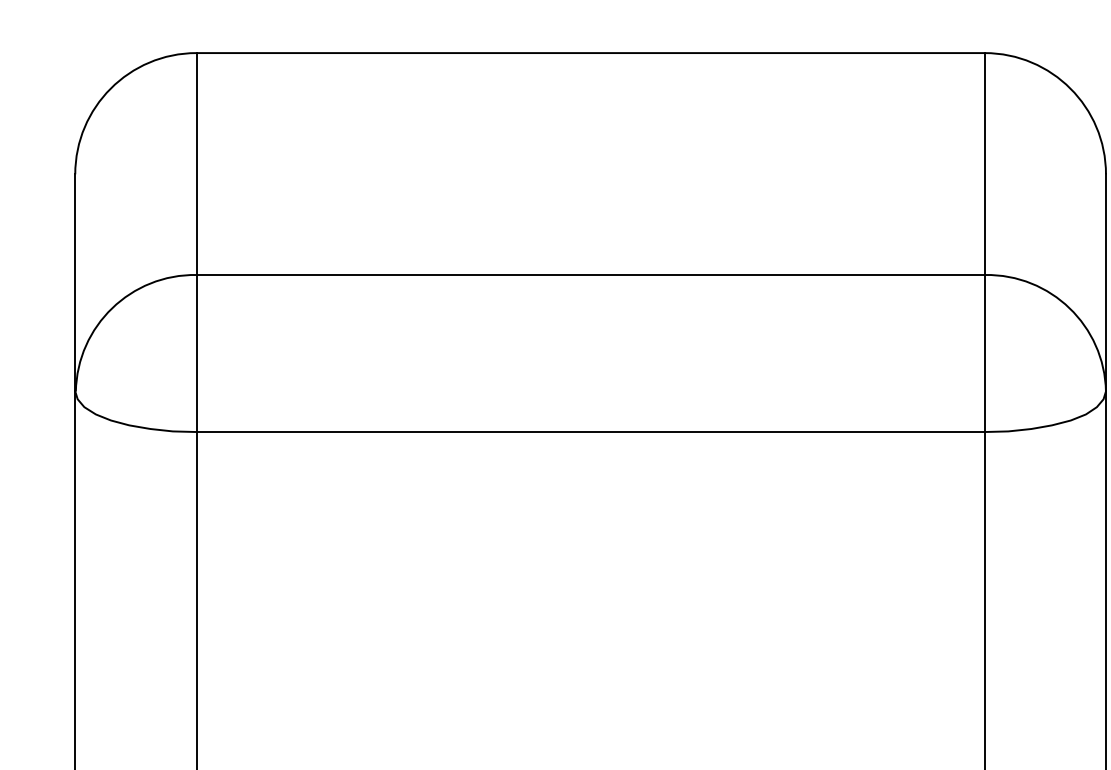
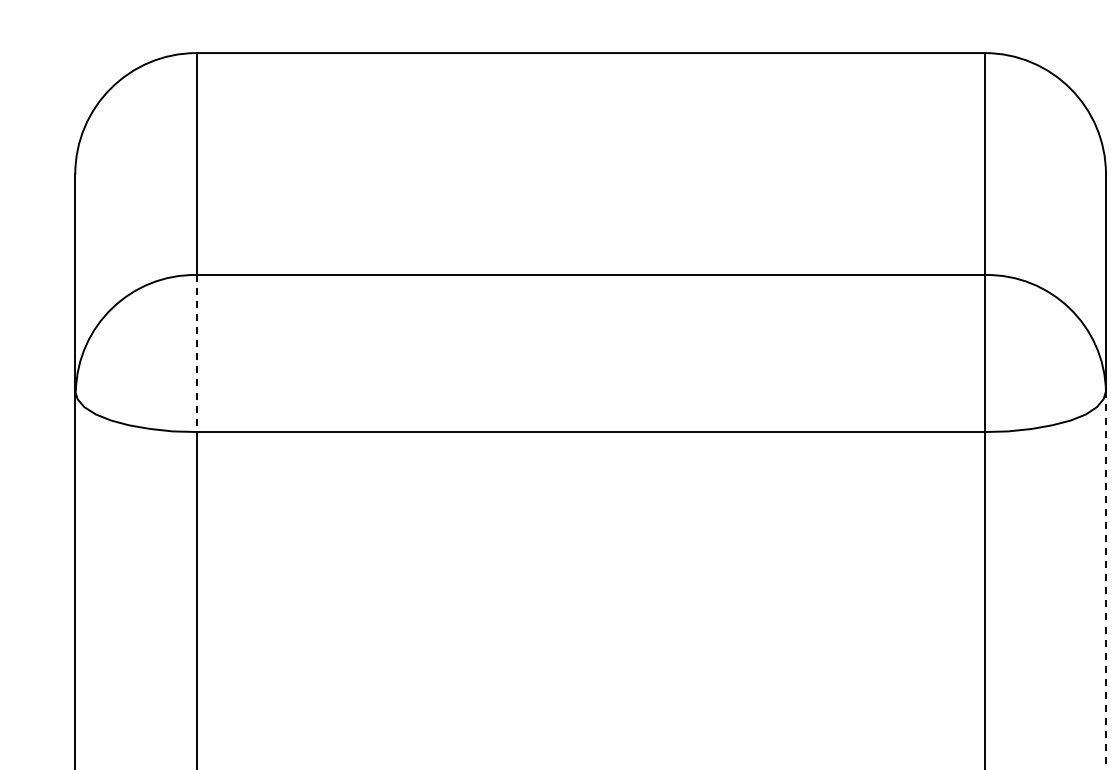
line: solid -> dashed (196, 353)
line: solid -> dashed (1105, 580)
